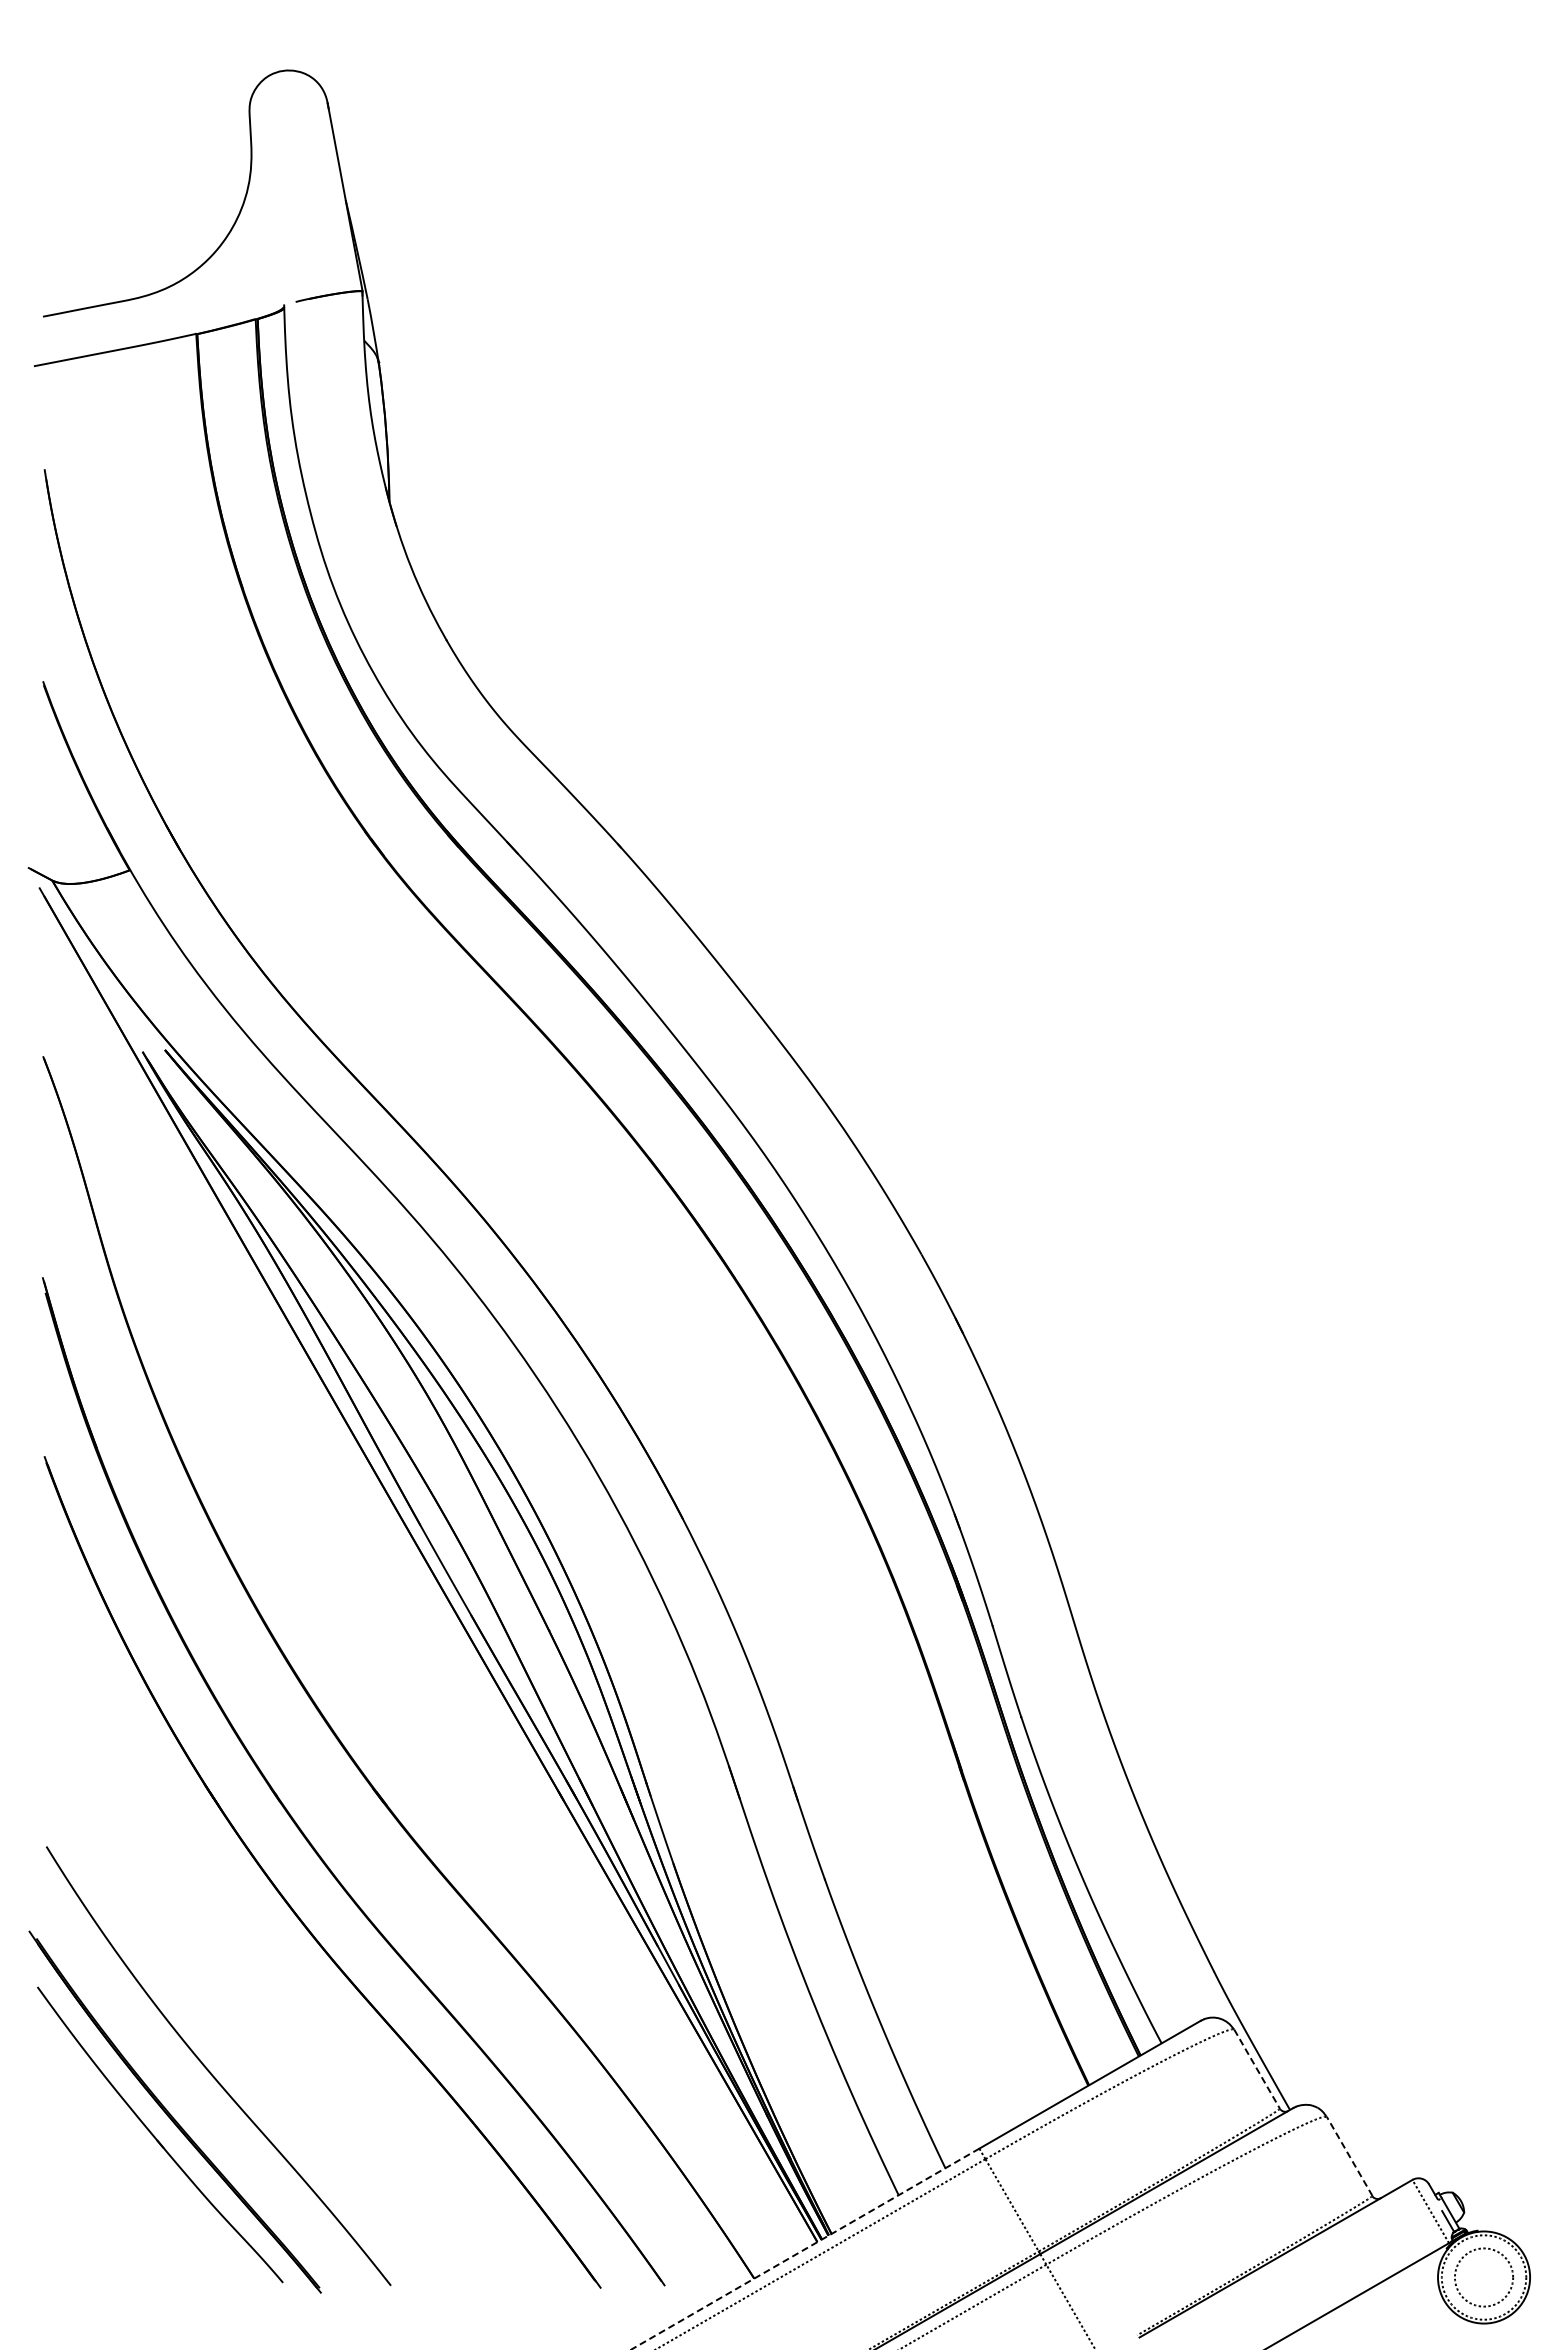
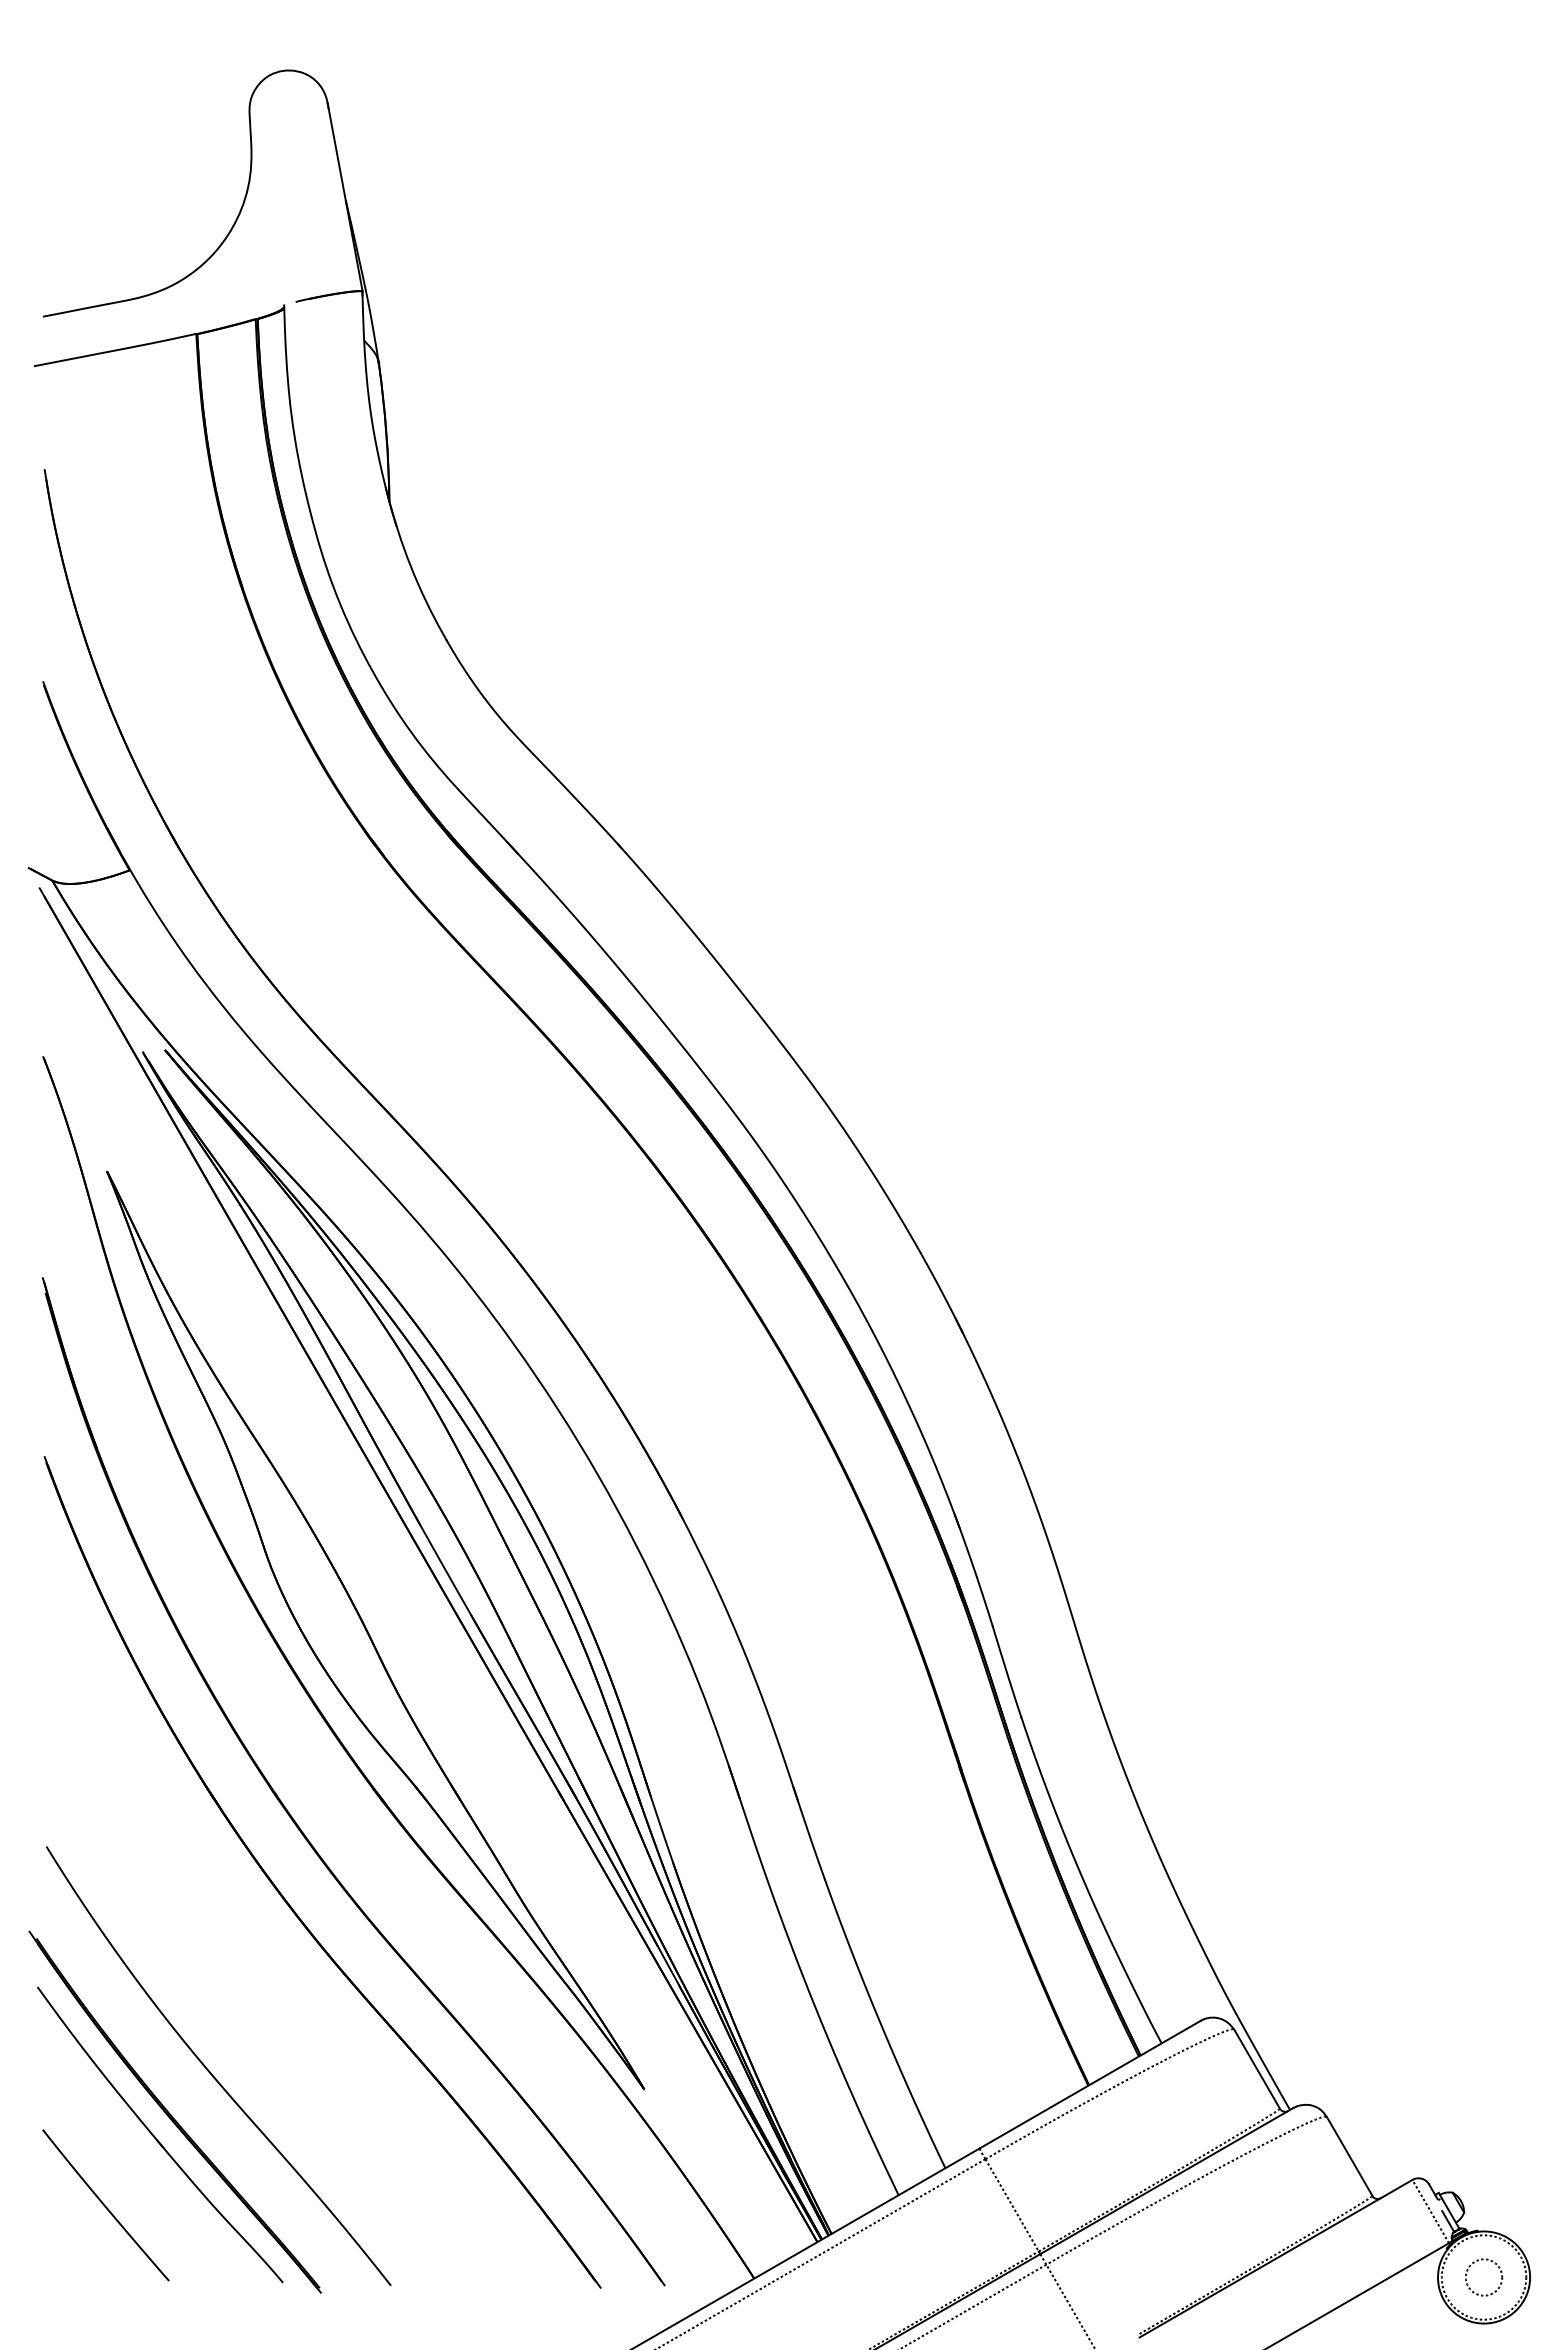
part: none -> present (369, 1633)
line: dashed -> solid (1257, 2069)
line: dashed -> solid (1349, 2156)
curve: none -> present (105, 2205)
line: dashed -> solid (804, 2249)
circle diameter: 58 px -> 36 px (1483, 2277)
